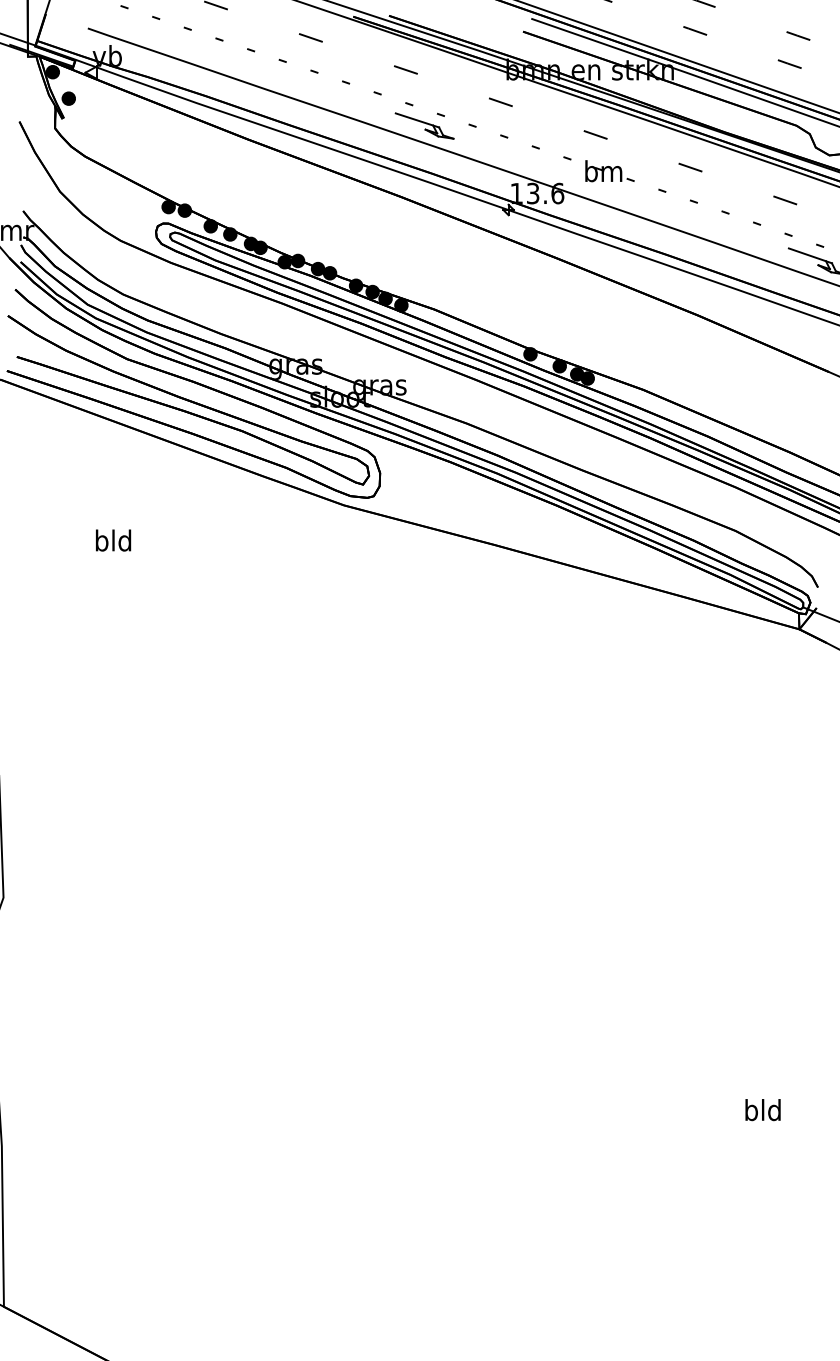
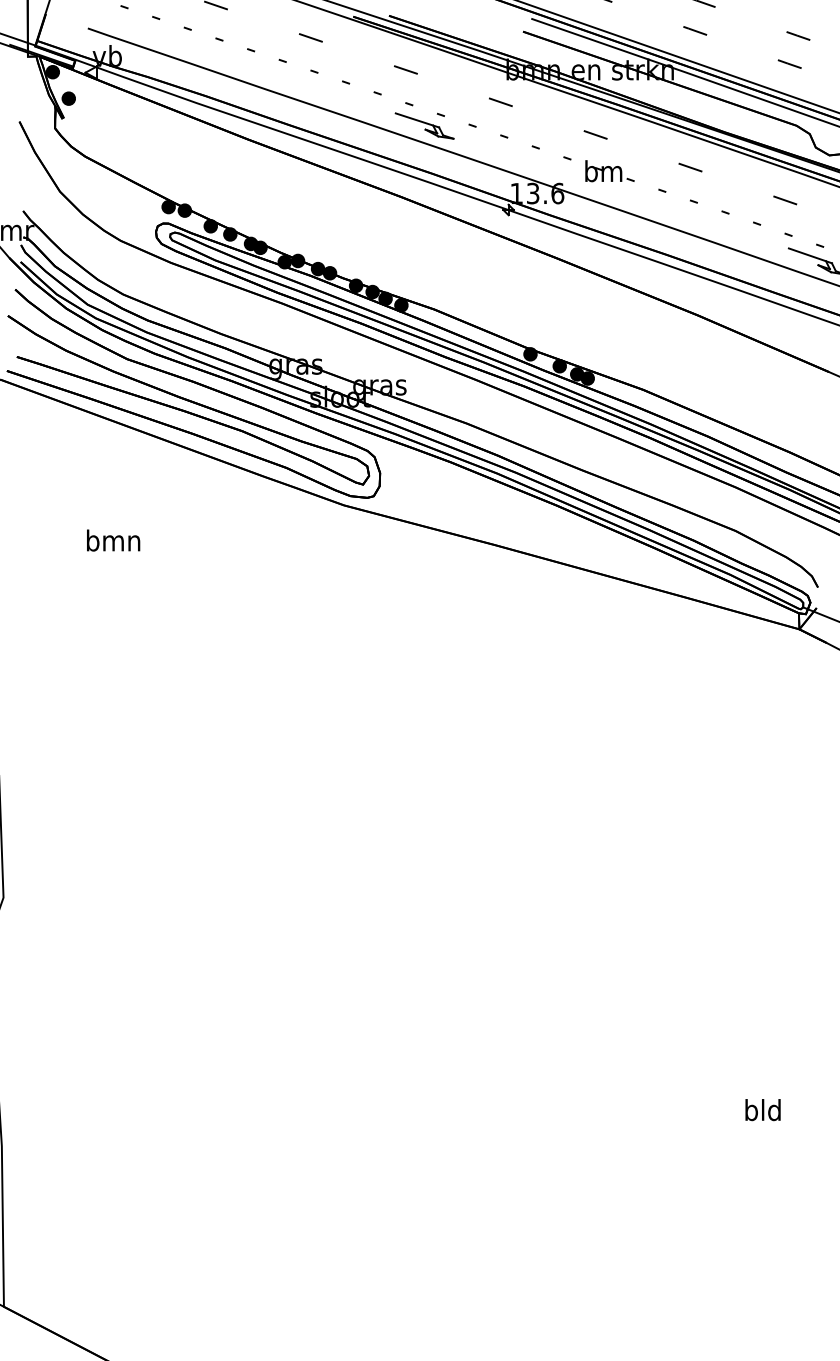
text: bld -> bmn (113, 540)
